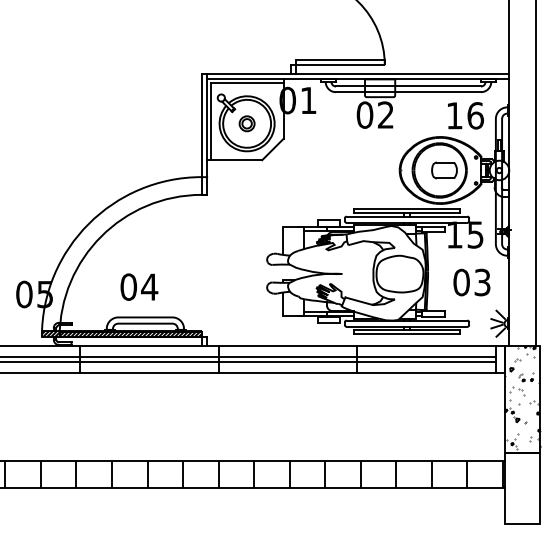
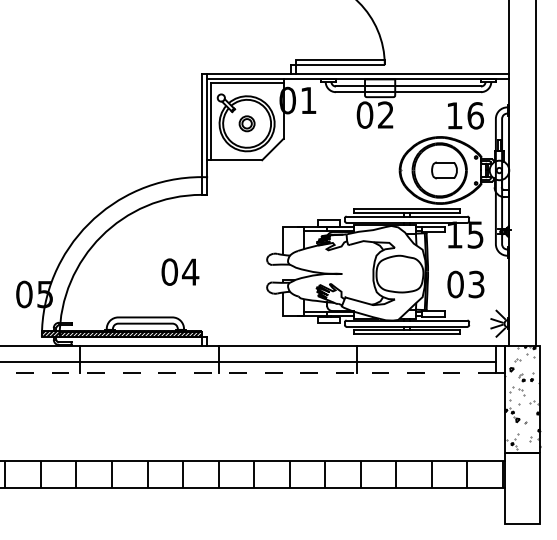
text position: (471, 282) -> (465, 284) (465, 284)
text position: (139, 286) -> (180, 271) (180, 271)
line: present -> none (248, 356)
line: solid -> dashed (247, 372)
